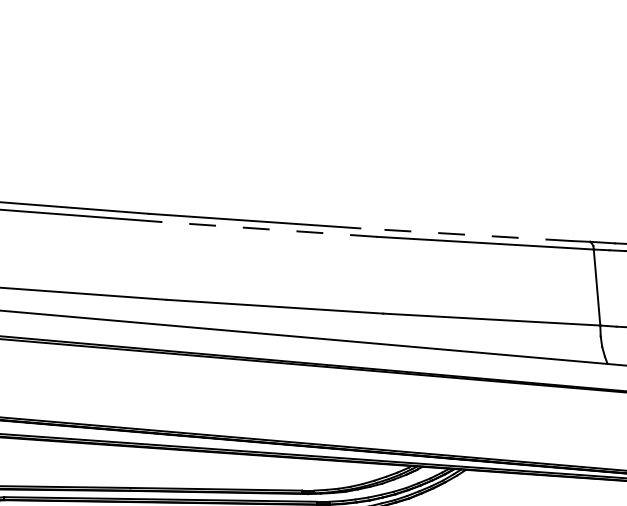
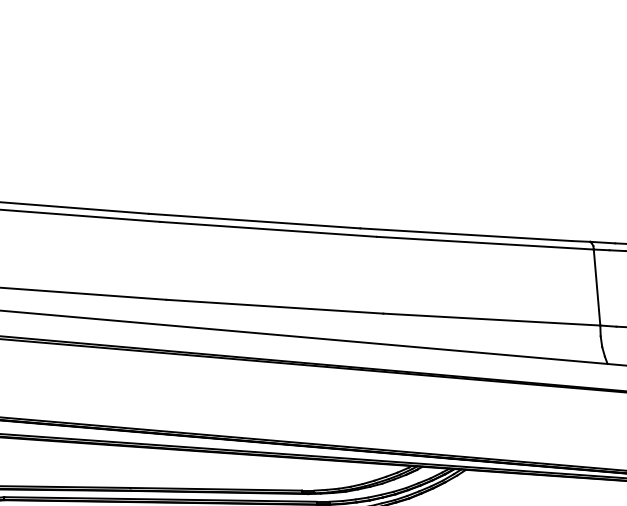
line: dashed -> solid (268, 229)
line: dashed -> solid (465, 234)
